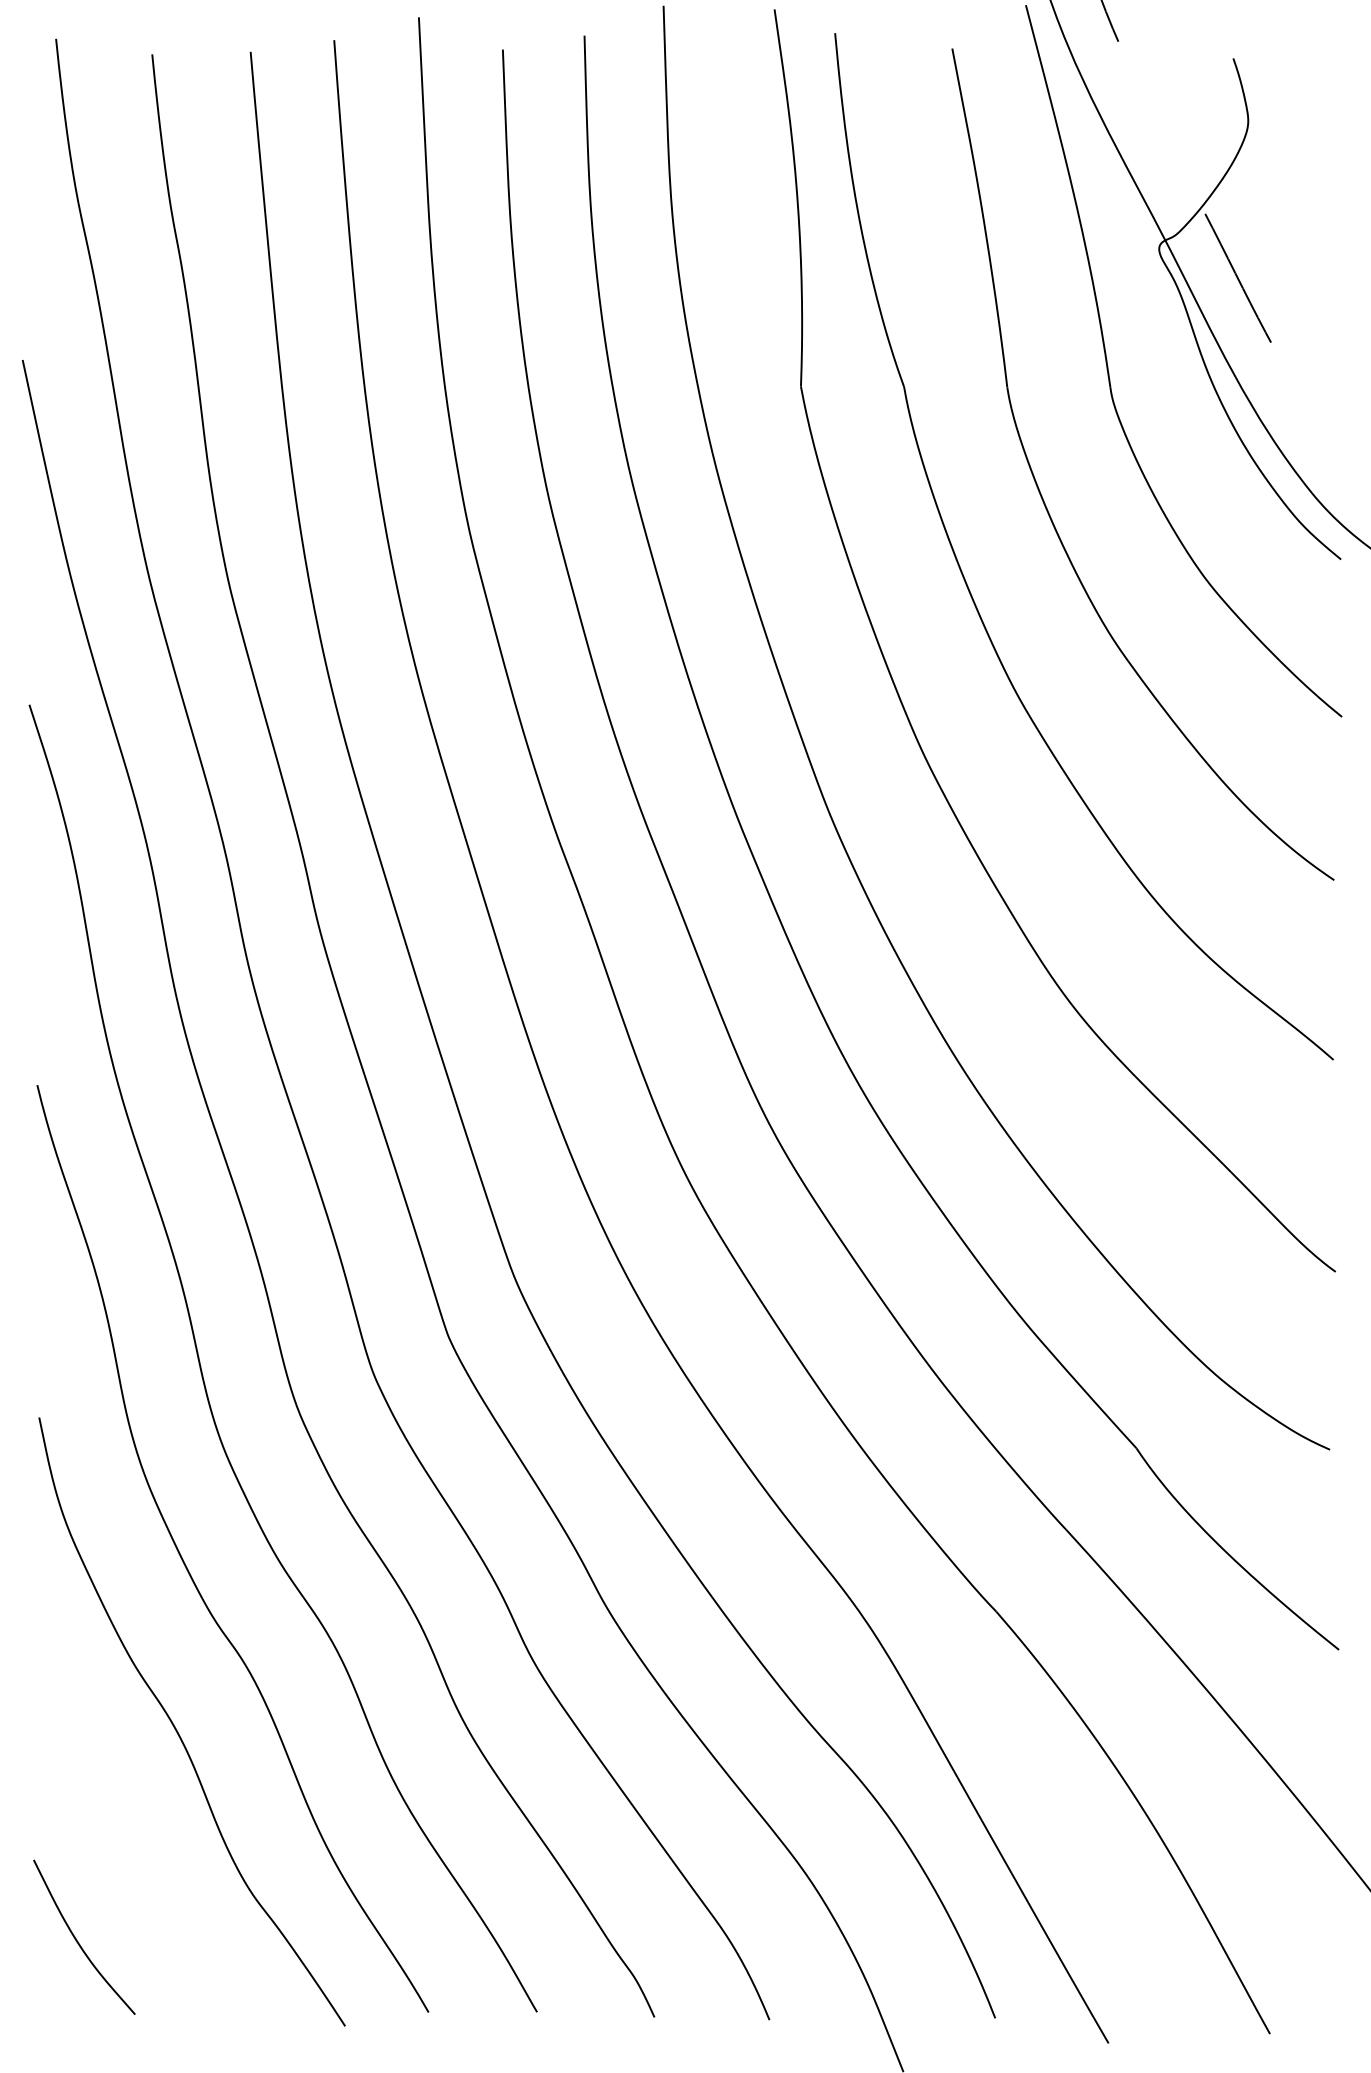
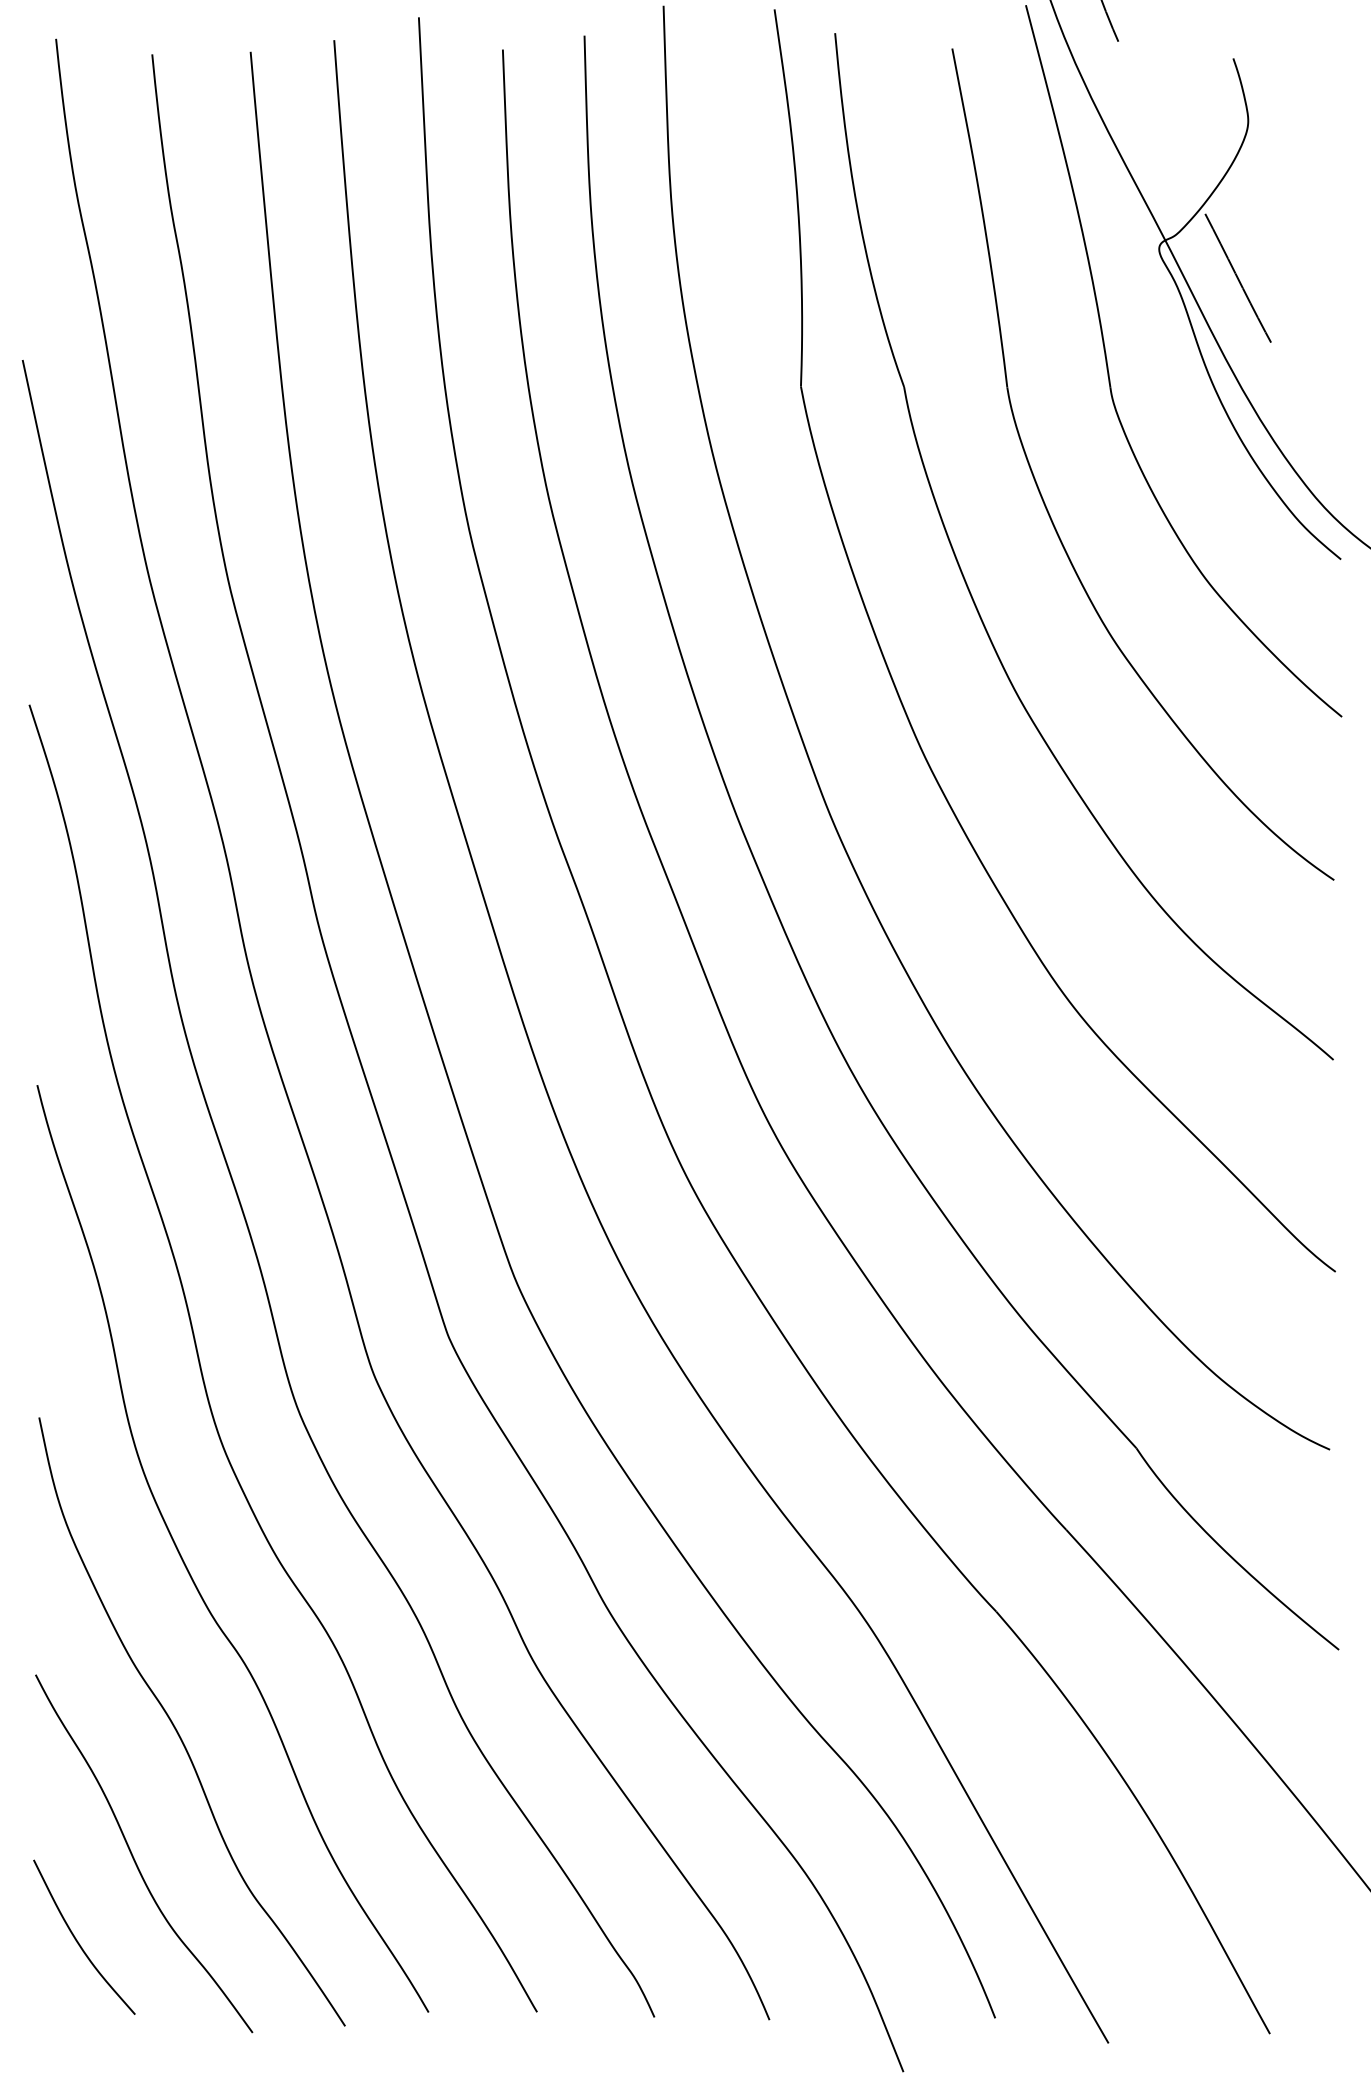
curve: none -> present (134, 1857)
